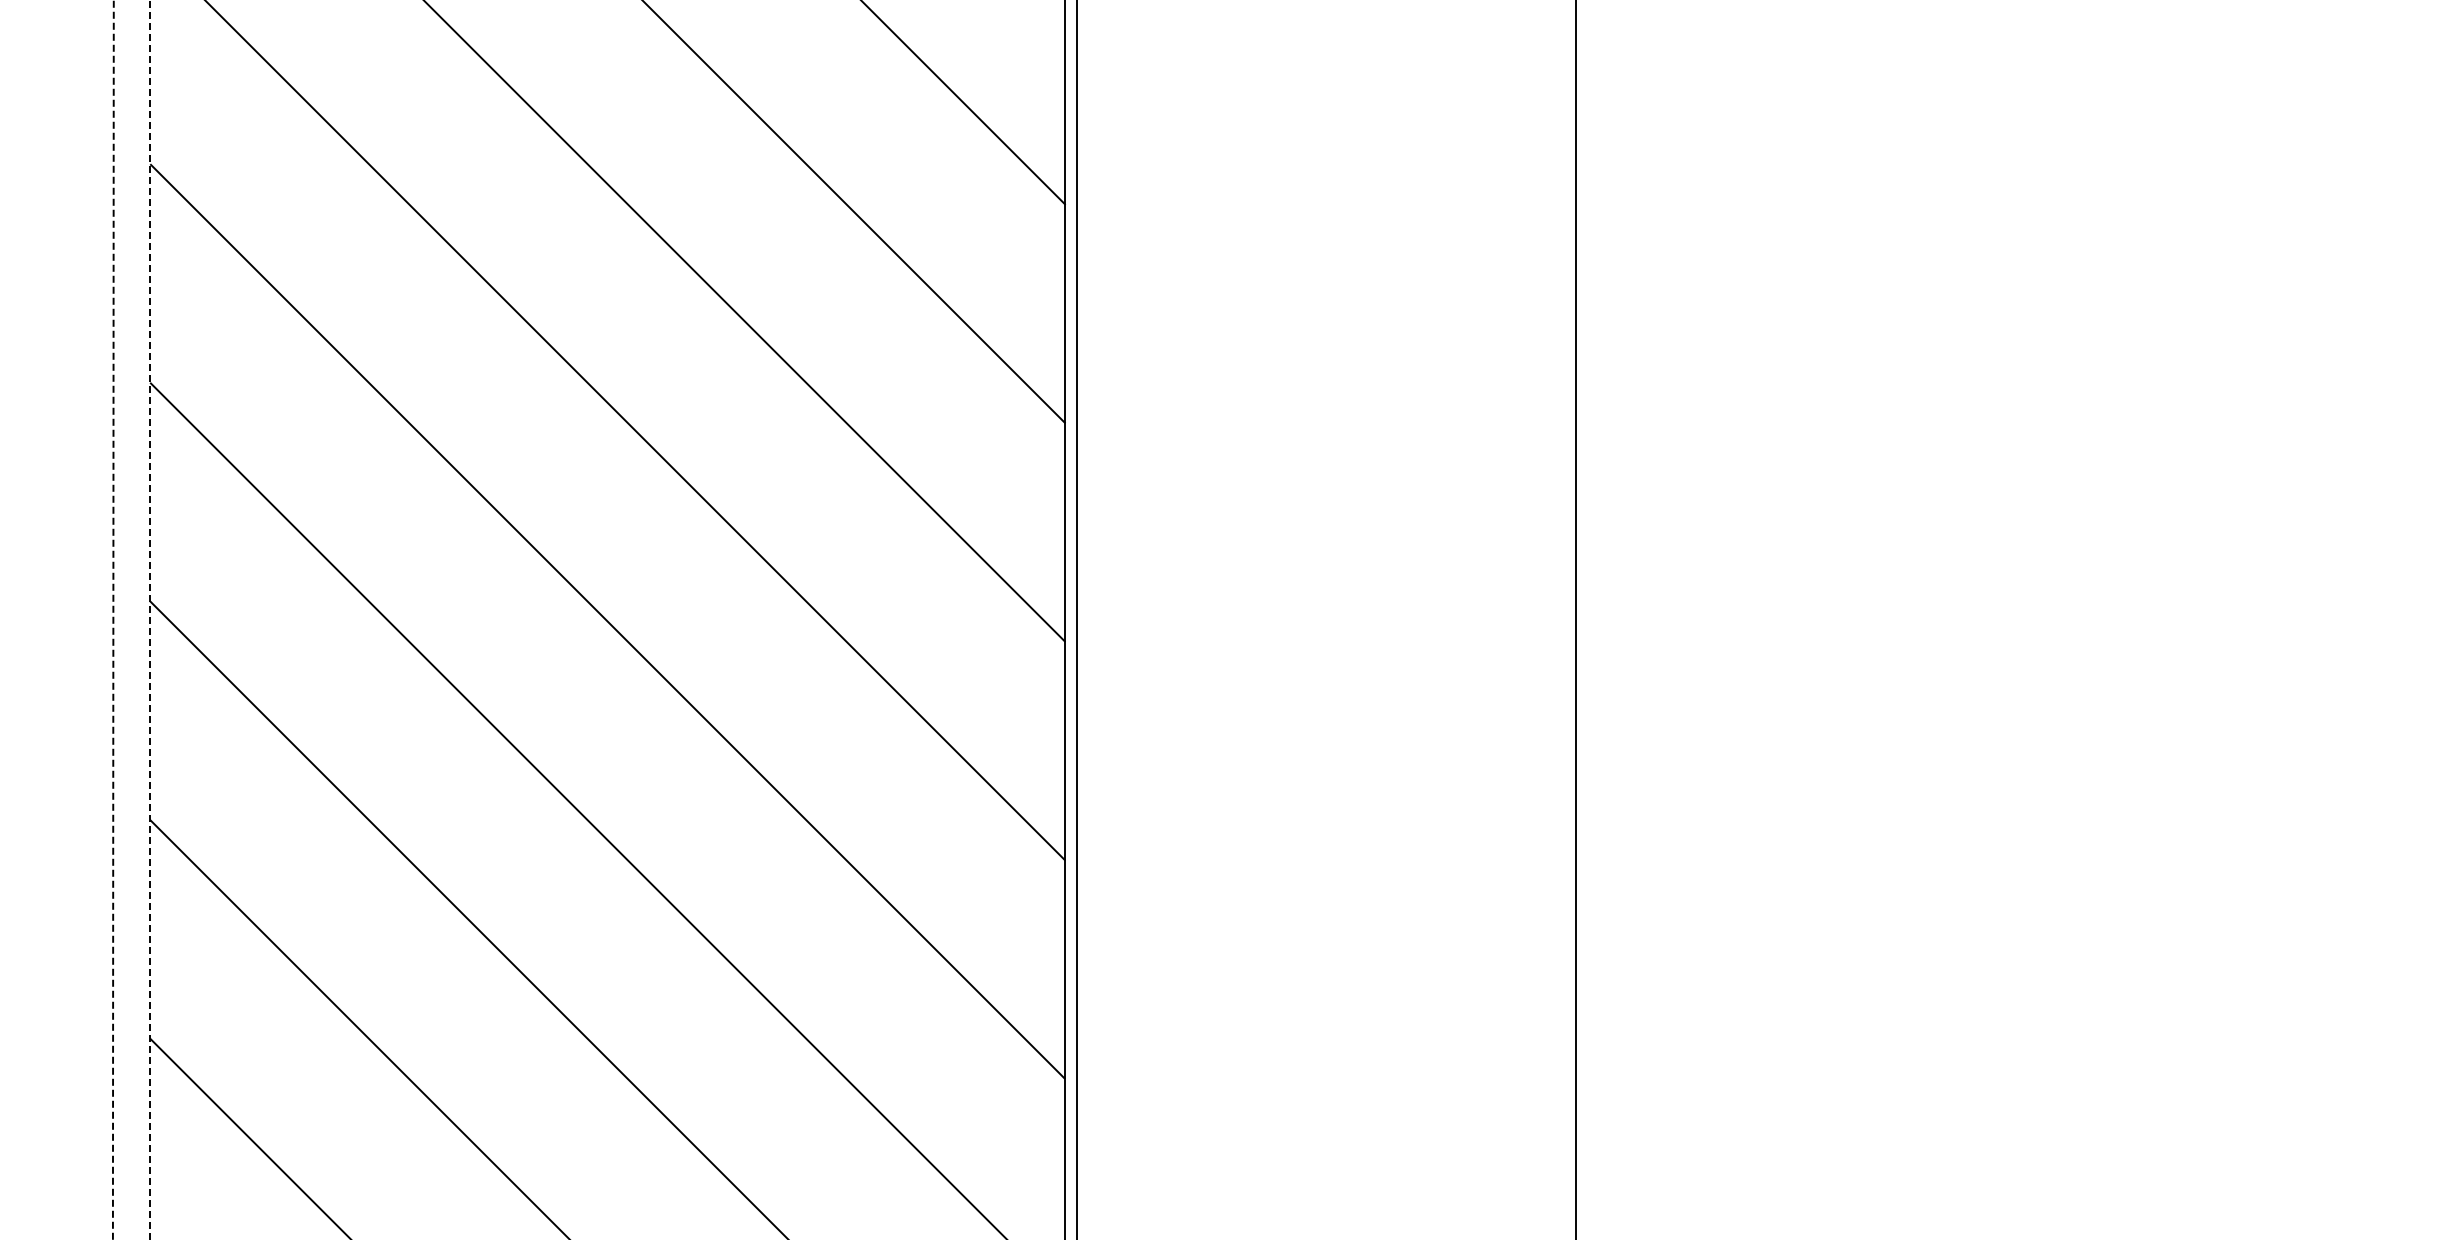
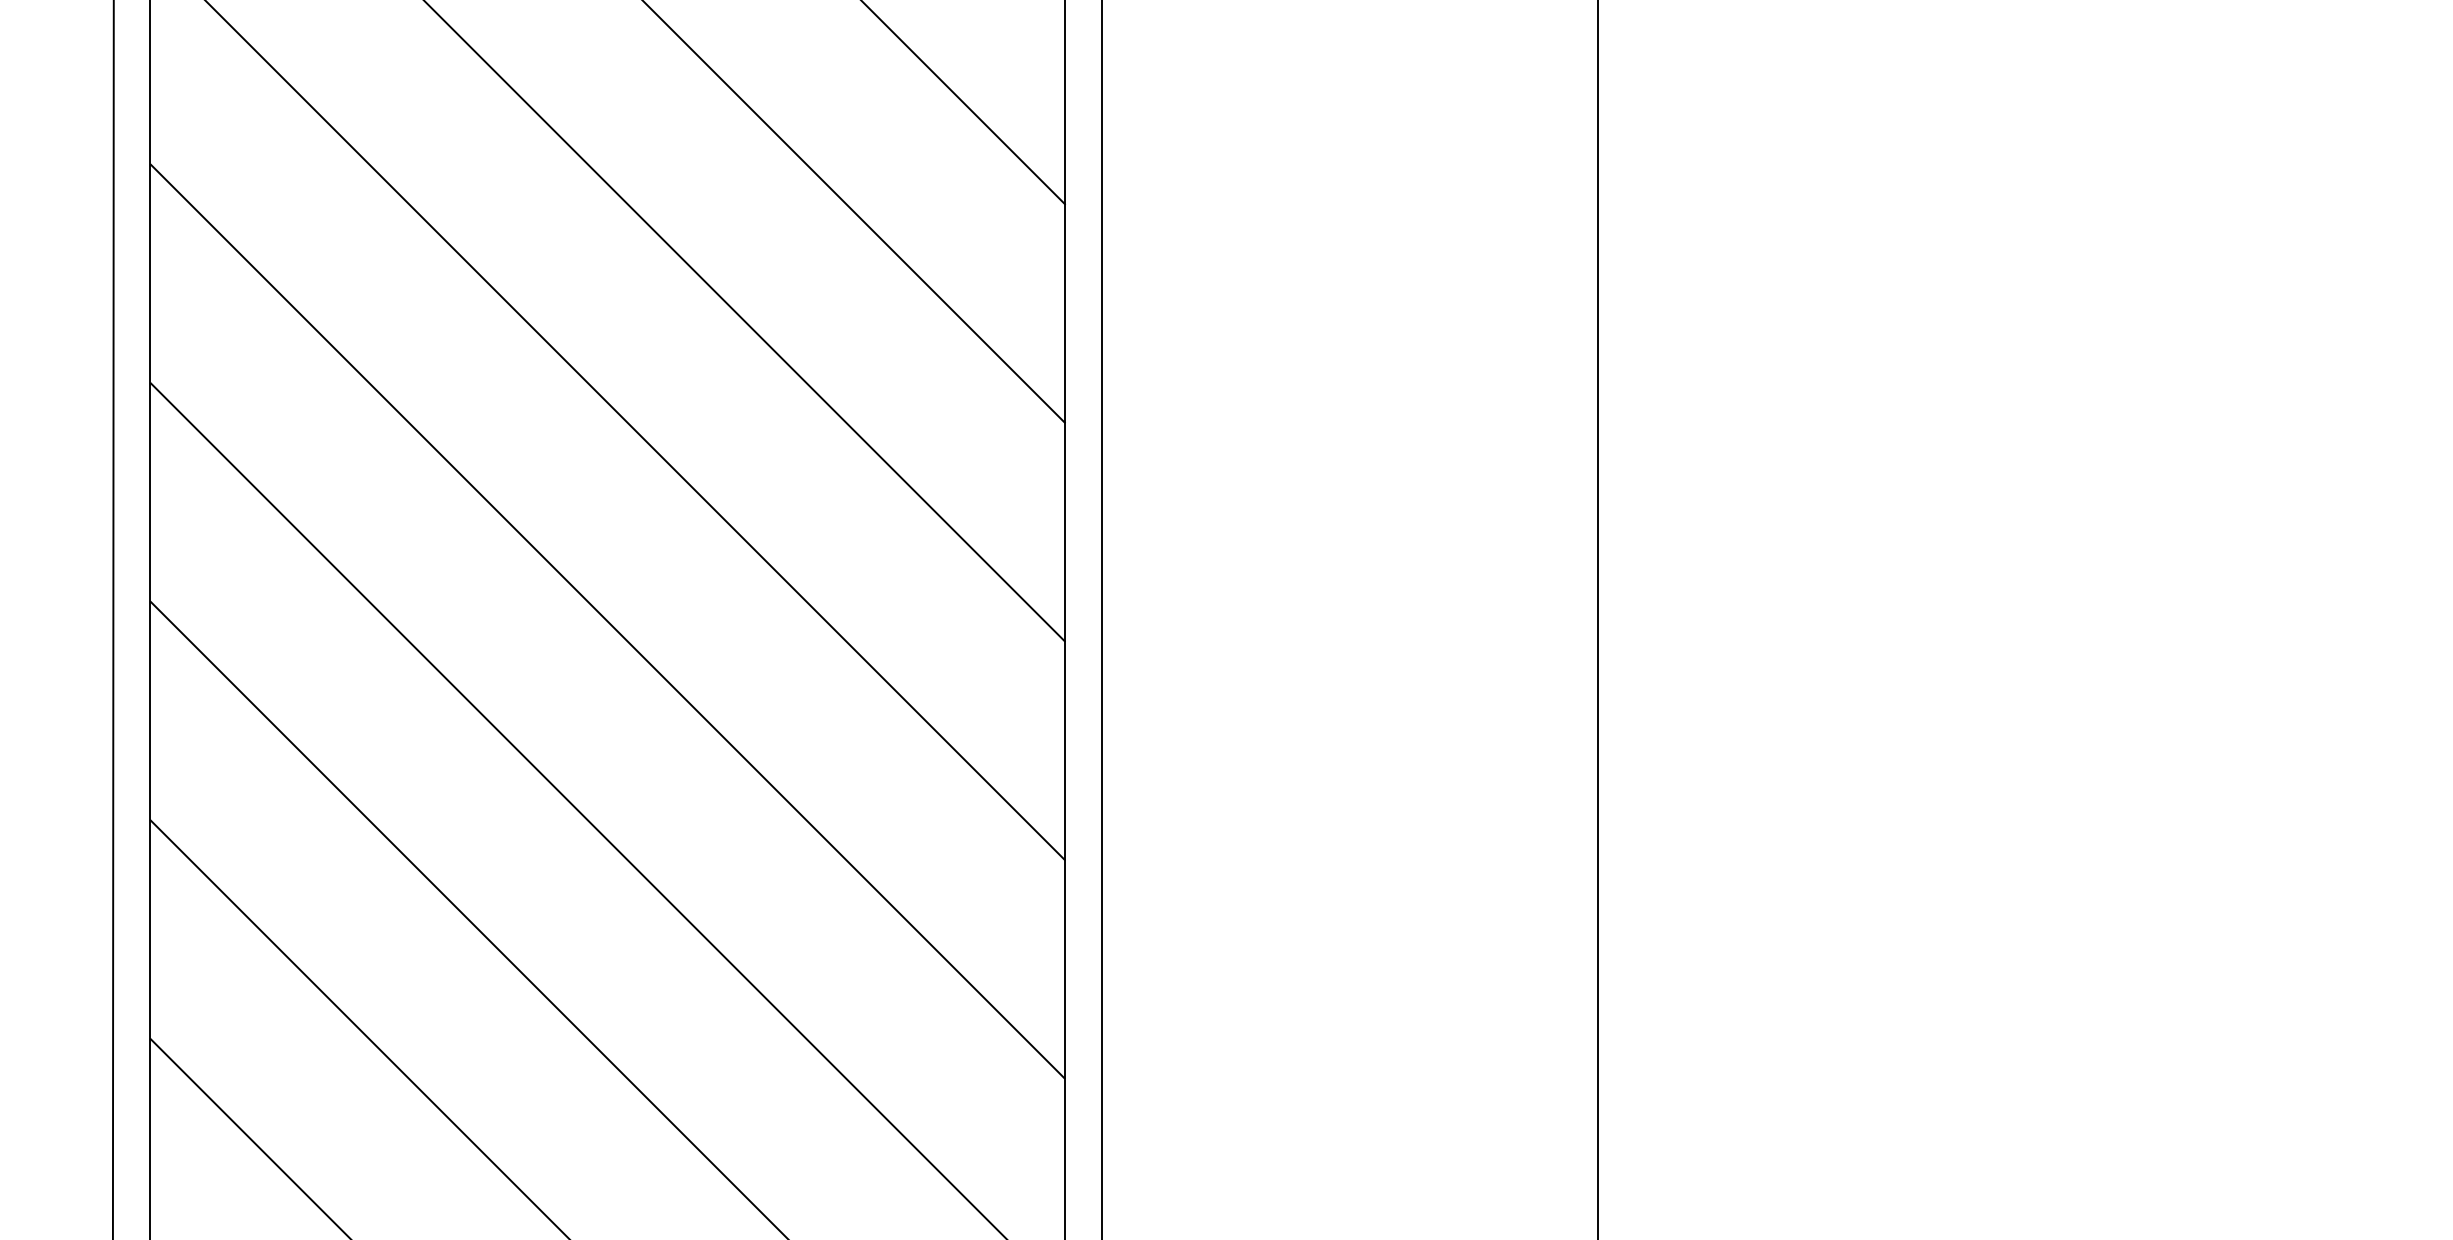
line: dashed -> solid (113, 619)
line: dashed -> solid (149, 619)
line position: (1077, 619) -> (1102, 619) (1102, 619)
line position: (1576, 619) -> (1598, 619) (1598, 619)
